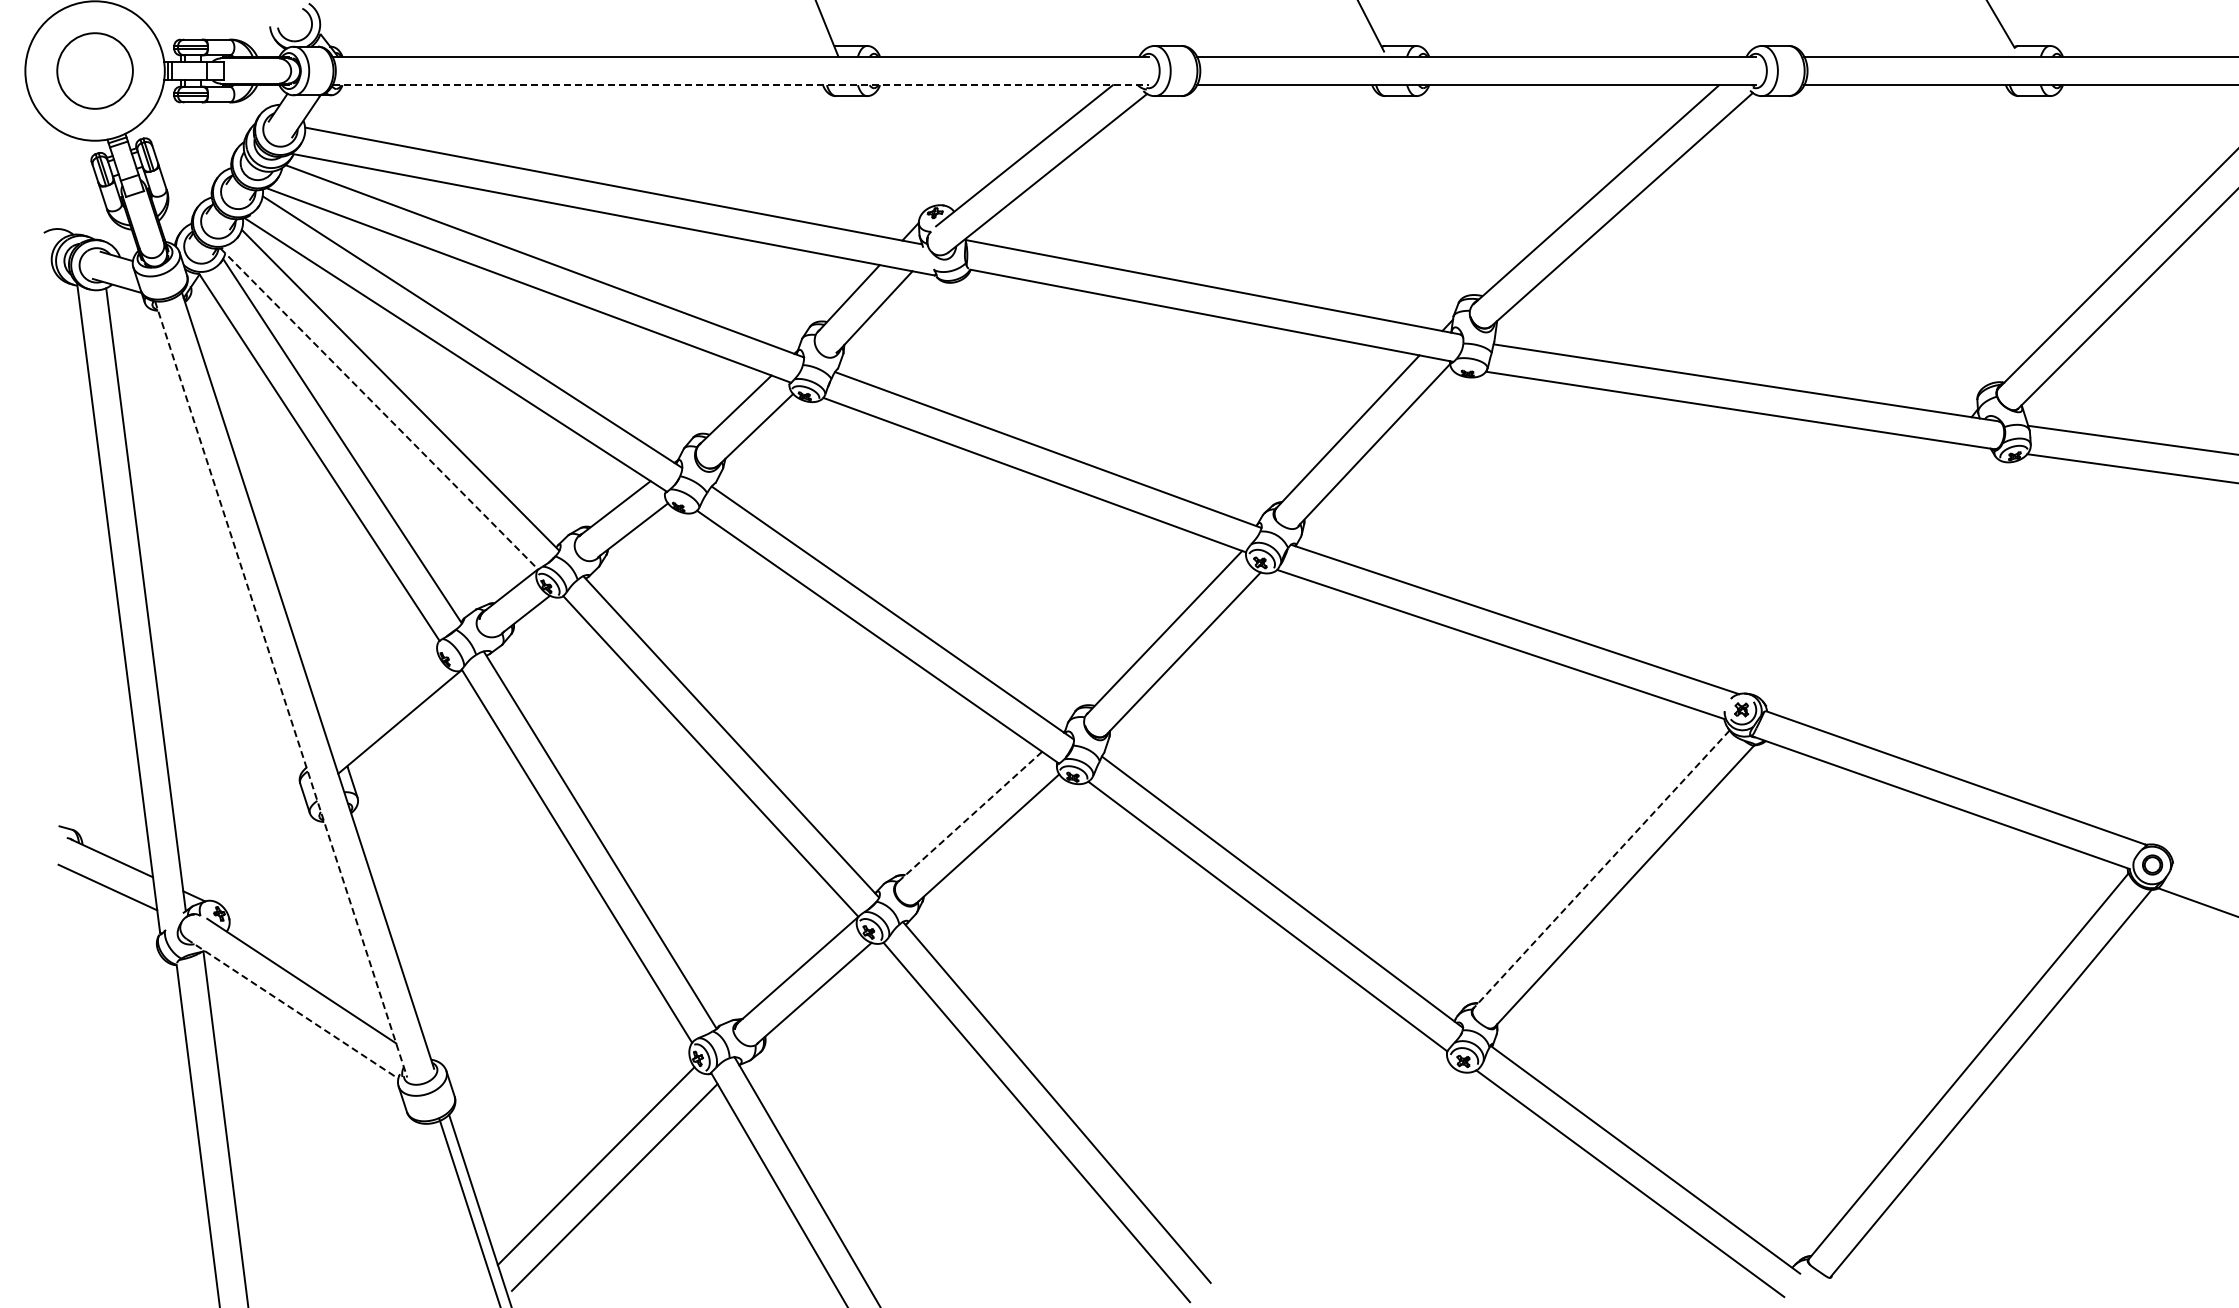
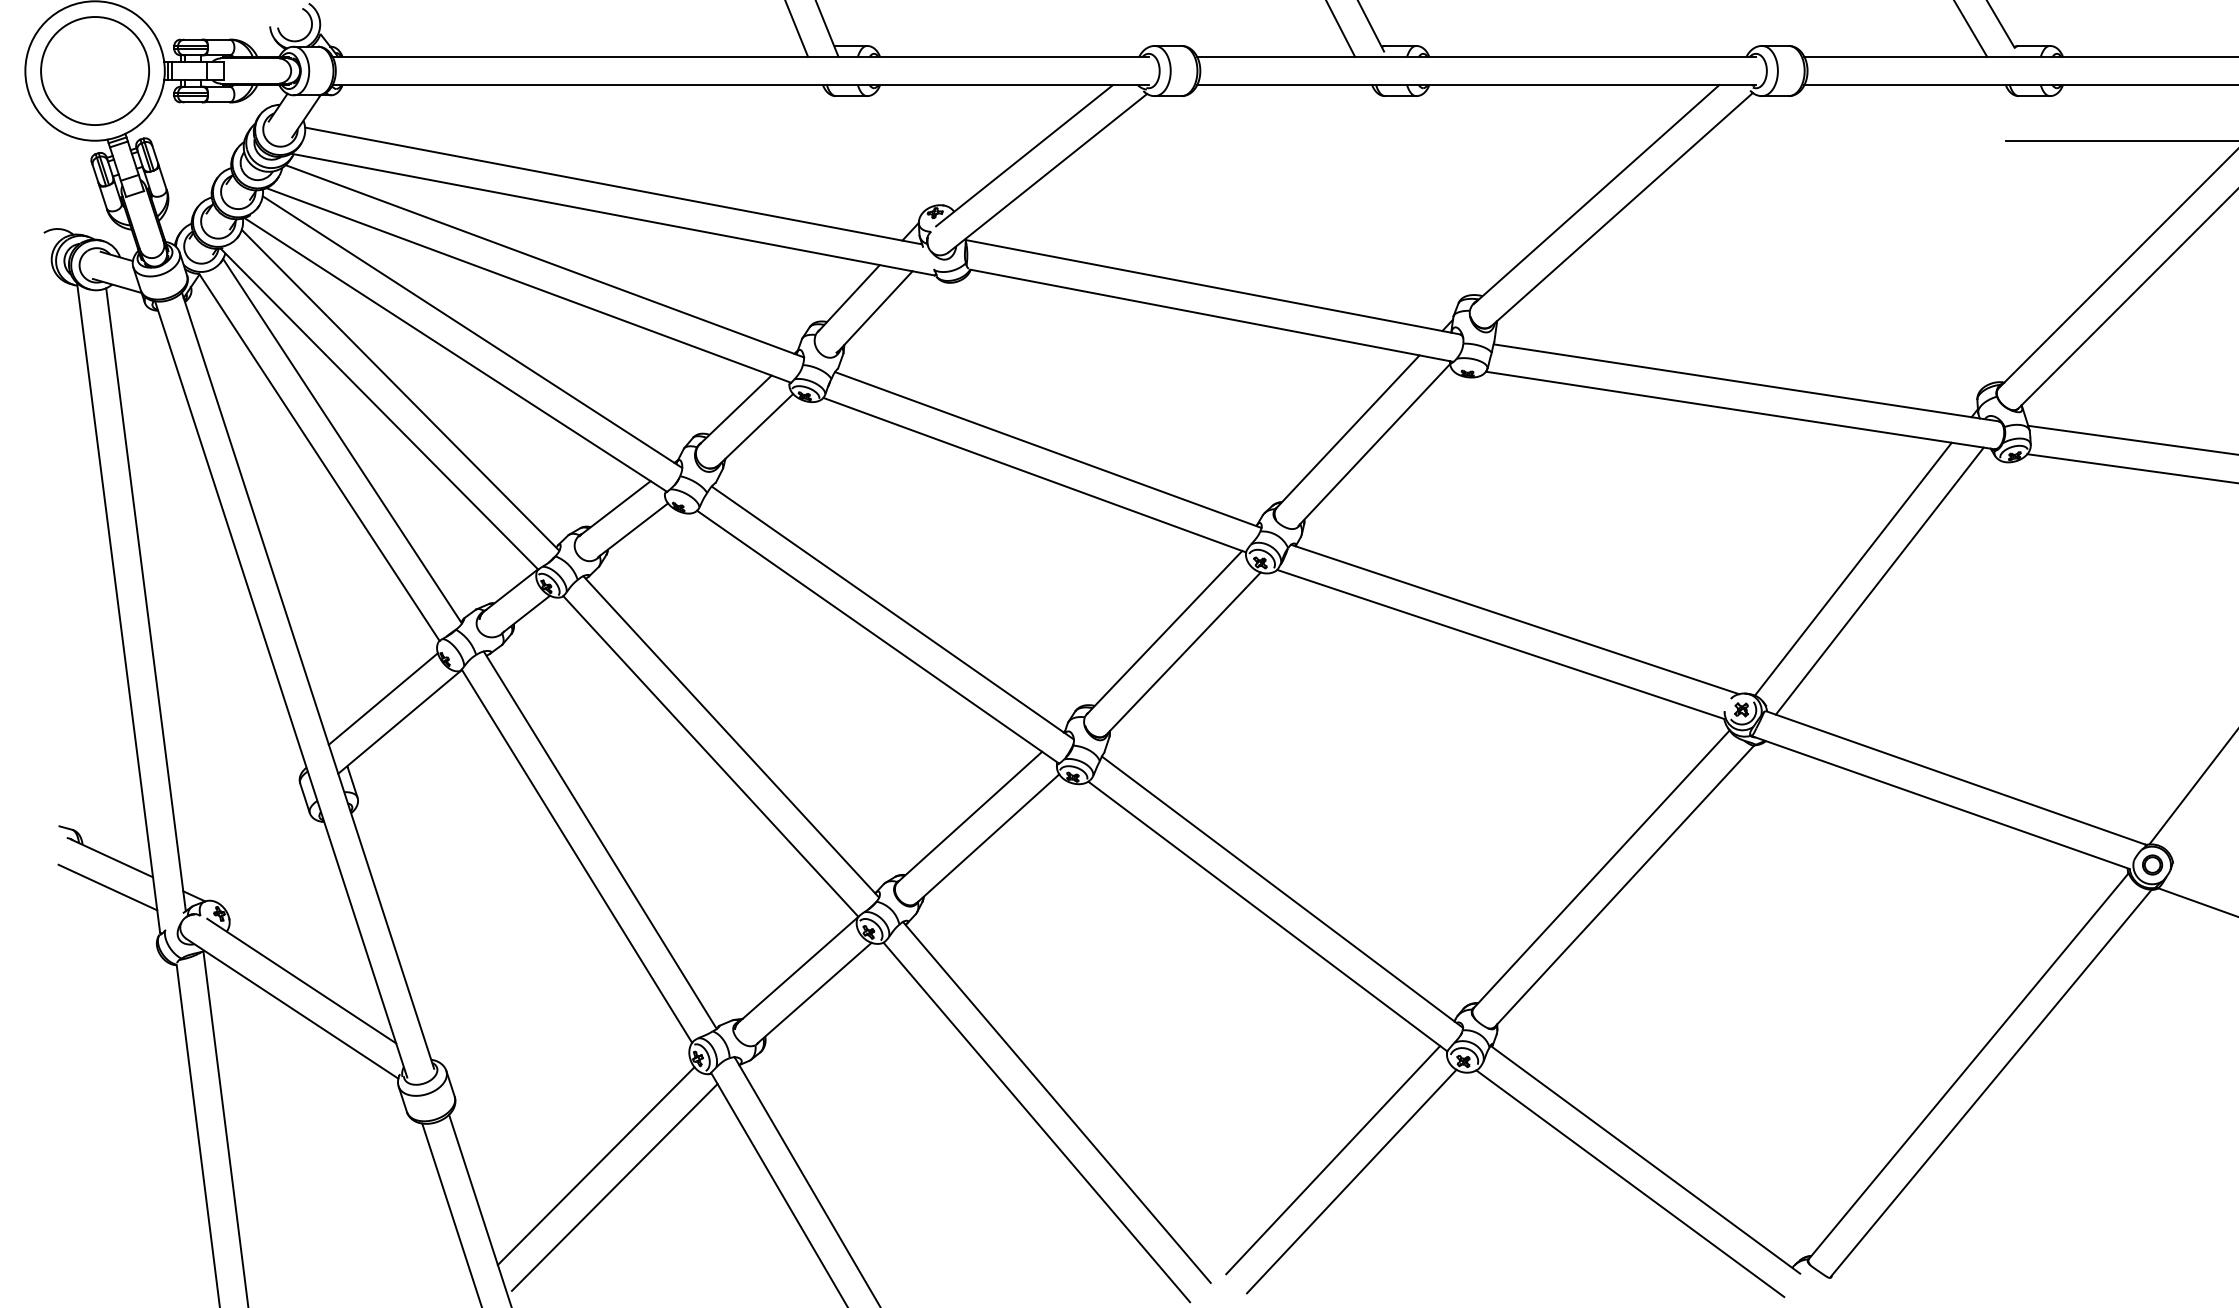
line: none -> present (796, 29)
line: none -> present (1341, 29)
line: none -> present (1971, 29)
circle diameter: 76 px -> 108 px (95, 71)
line: dashed -> solid (741, 85)
line: none -> present (2120, 140)
line: dashed -> solid (379, 409)
line: none -> present (1852, 568)
line: none -> present (1879, 580)
line: dashed -> solid (281, 689)
line: none -> present (382, 698)
line: none -> present (2192, 788)
line: dashed -> solid (969, 817)
line: dashed -> solid (1601, 869)
line: dashed -> solid (292, 1008)
line: none -> present (1333, 1160)
line: none -> present (1351, 1181)
line position: (469, 1211) -> (451, 1213) (451, 1213)
